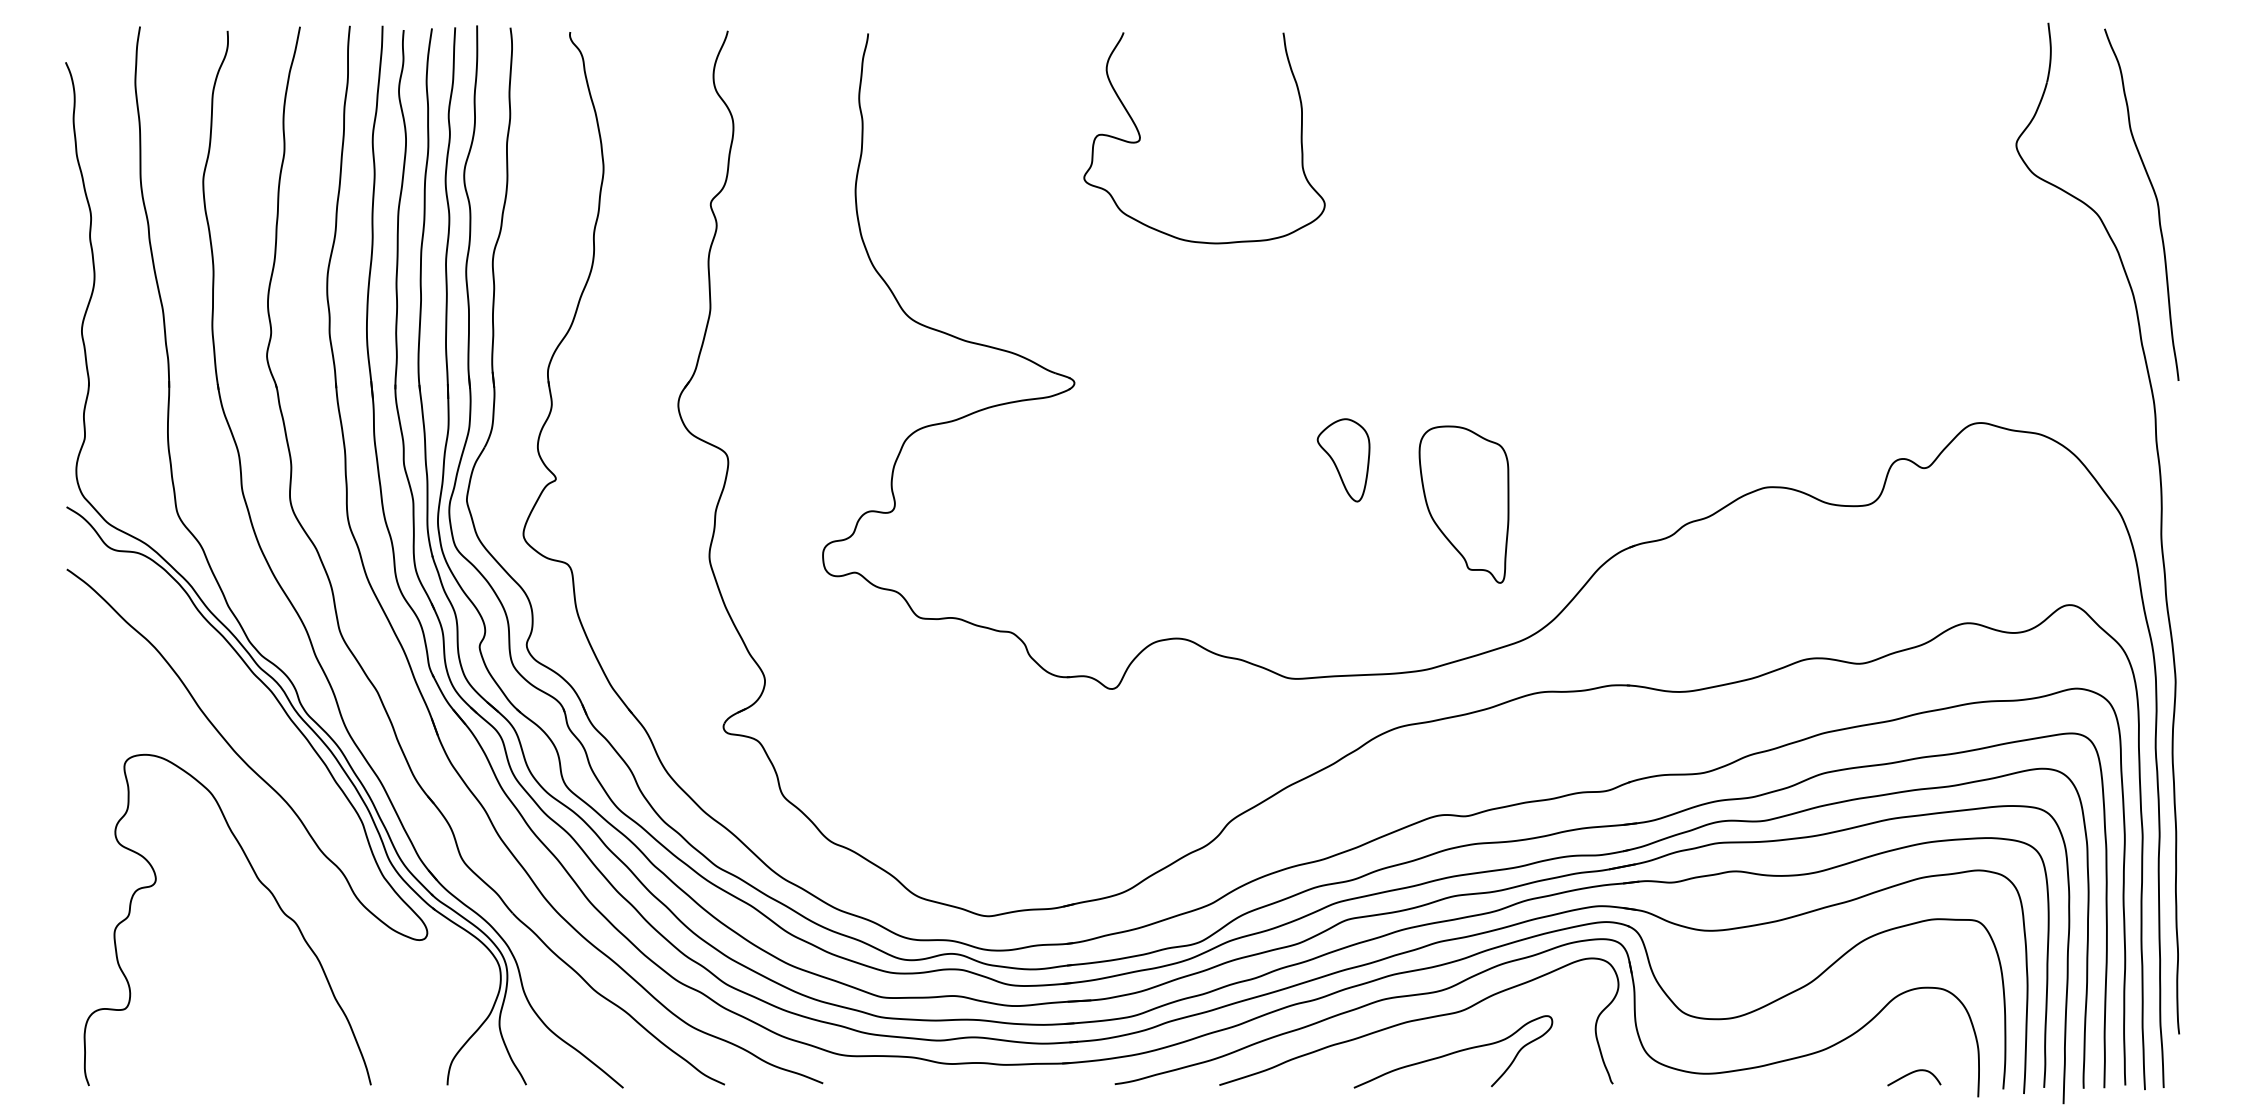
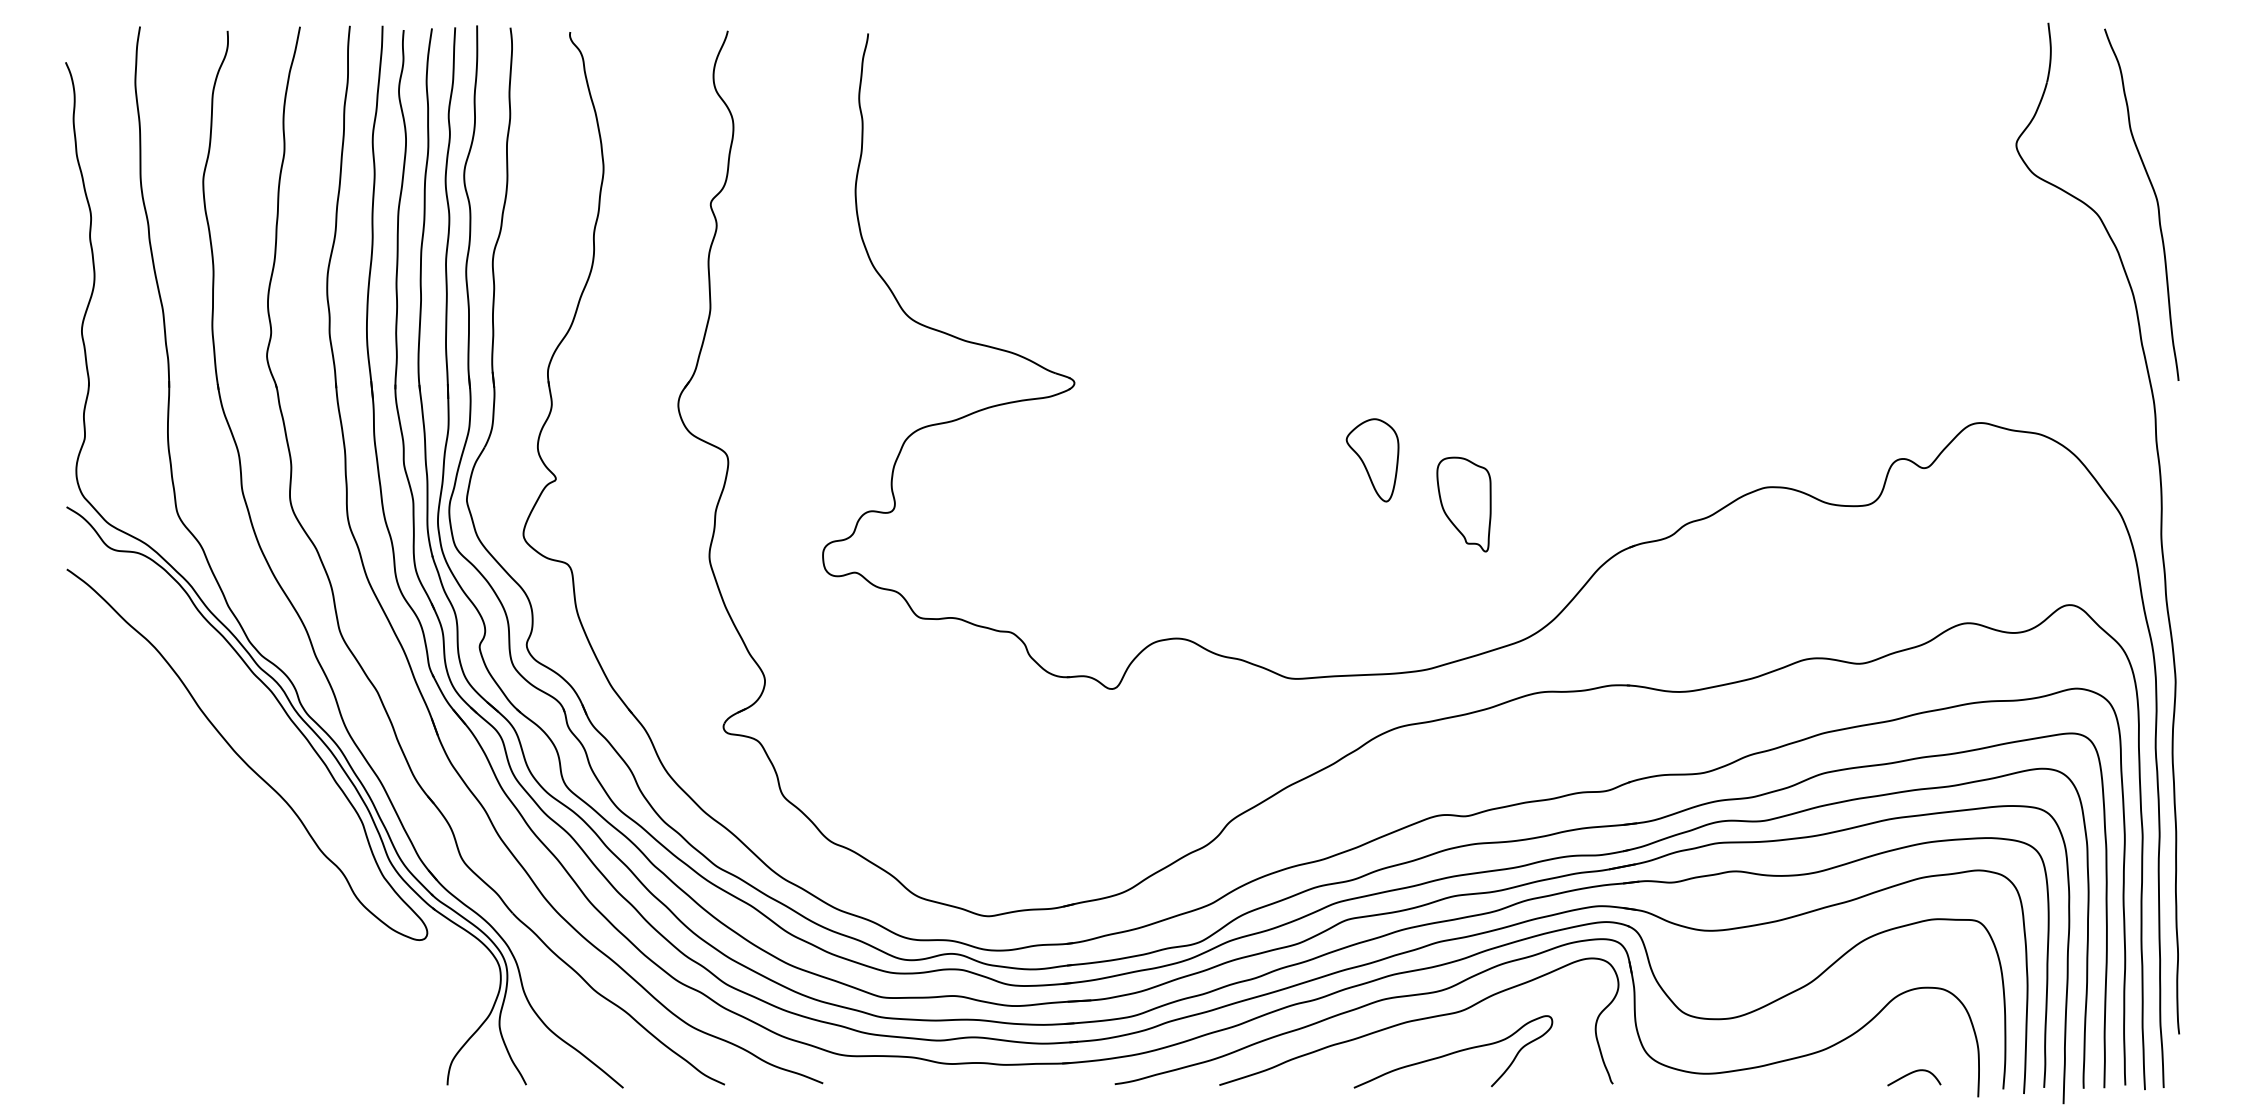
curve: present -> none (1140, 138)
part position: (1343, 460) -> (1372, 460) (1372, 460)
part size: 92x159 px -> 56x97 px (1463, 504)
curve: present -> none (261, 884)
